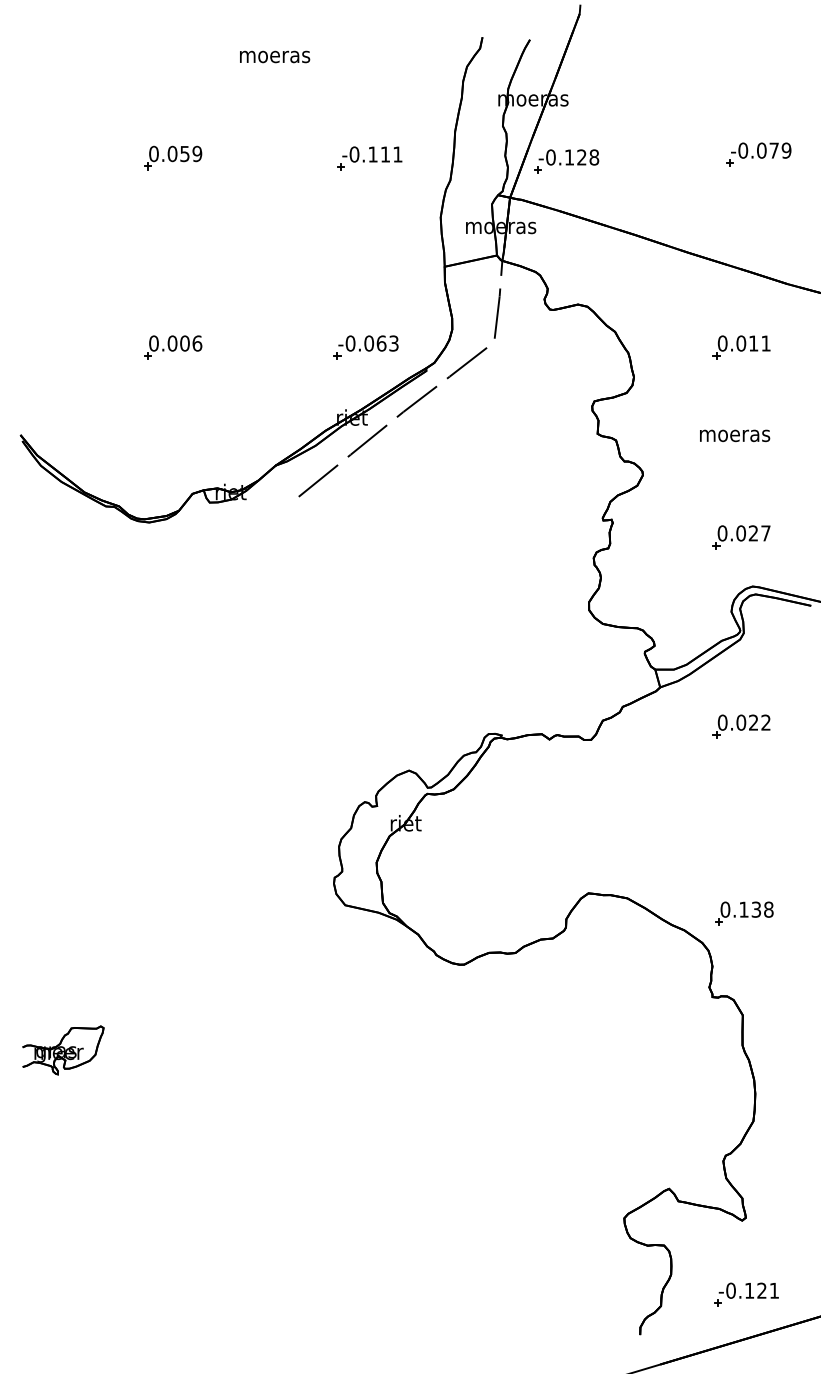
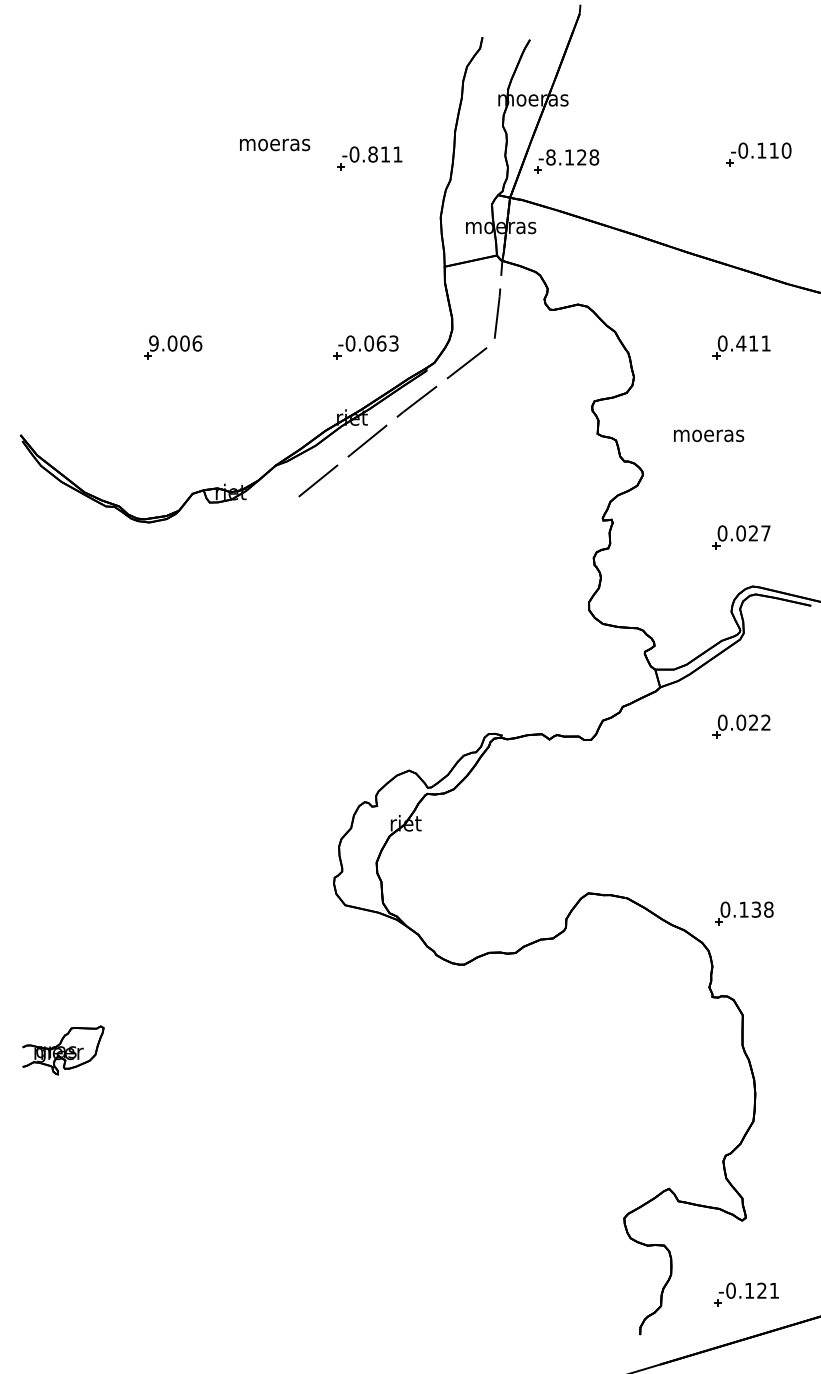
text position: (275, 56) -> (275, 144) (275, 144)
text: -0.079 -> -0.110 (774, 150)
text: -0.111 -> -0.811 (372, 154)
part: present -> none (173, 157)
text: -0.128 -> -8.128 (550, 157)
text: 0.006 -> 9.006 (153, 343)
text: 0.011 -> 0.411 (741, 343)
text position: (735, 435) -> (709, 435) (709, 435)
